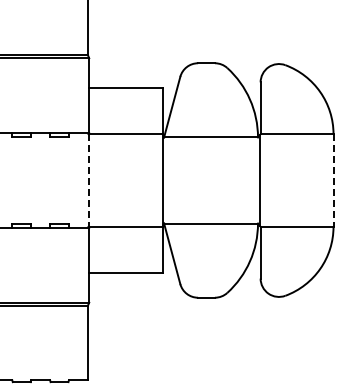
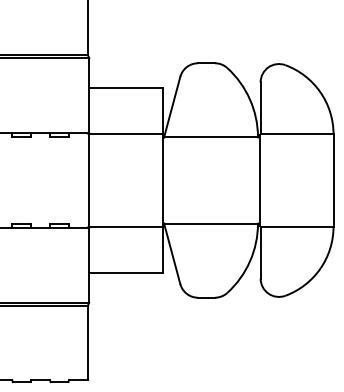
line: dashed -> solid (88, 180)
line: dashed -> solid (333, 180)
